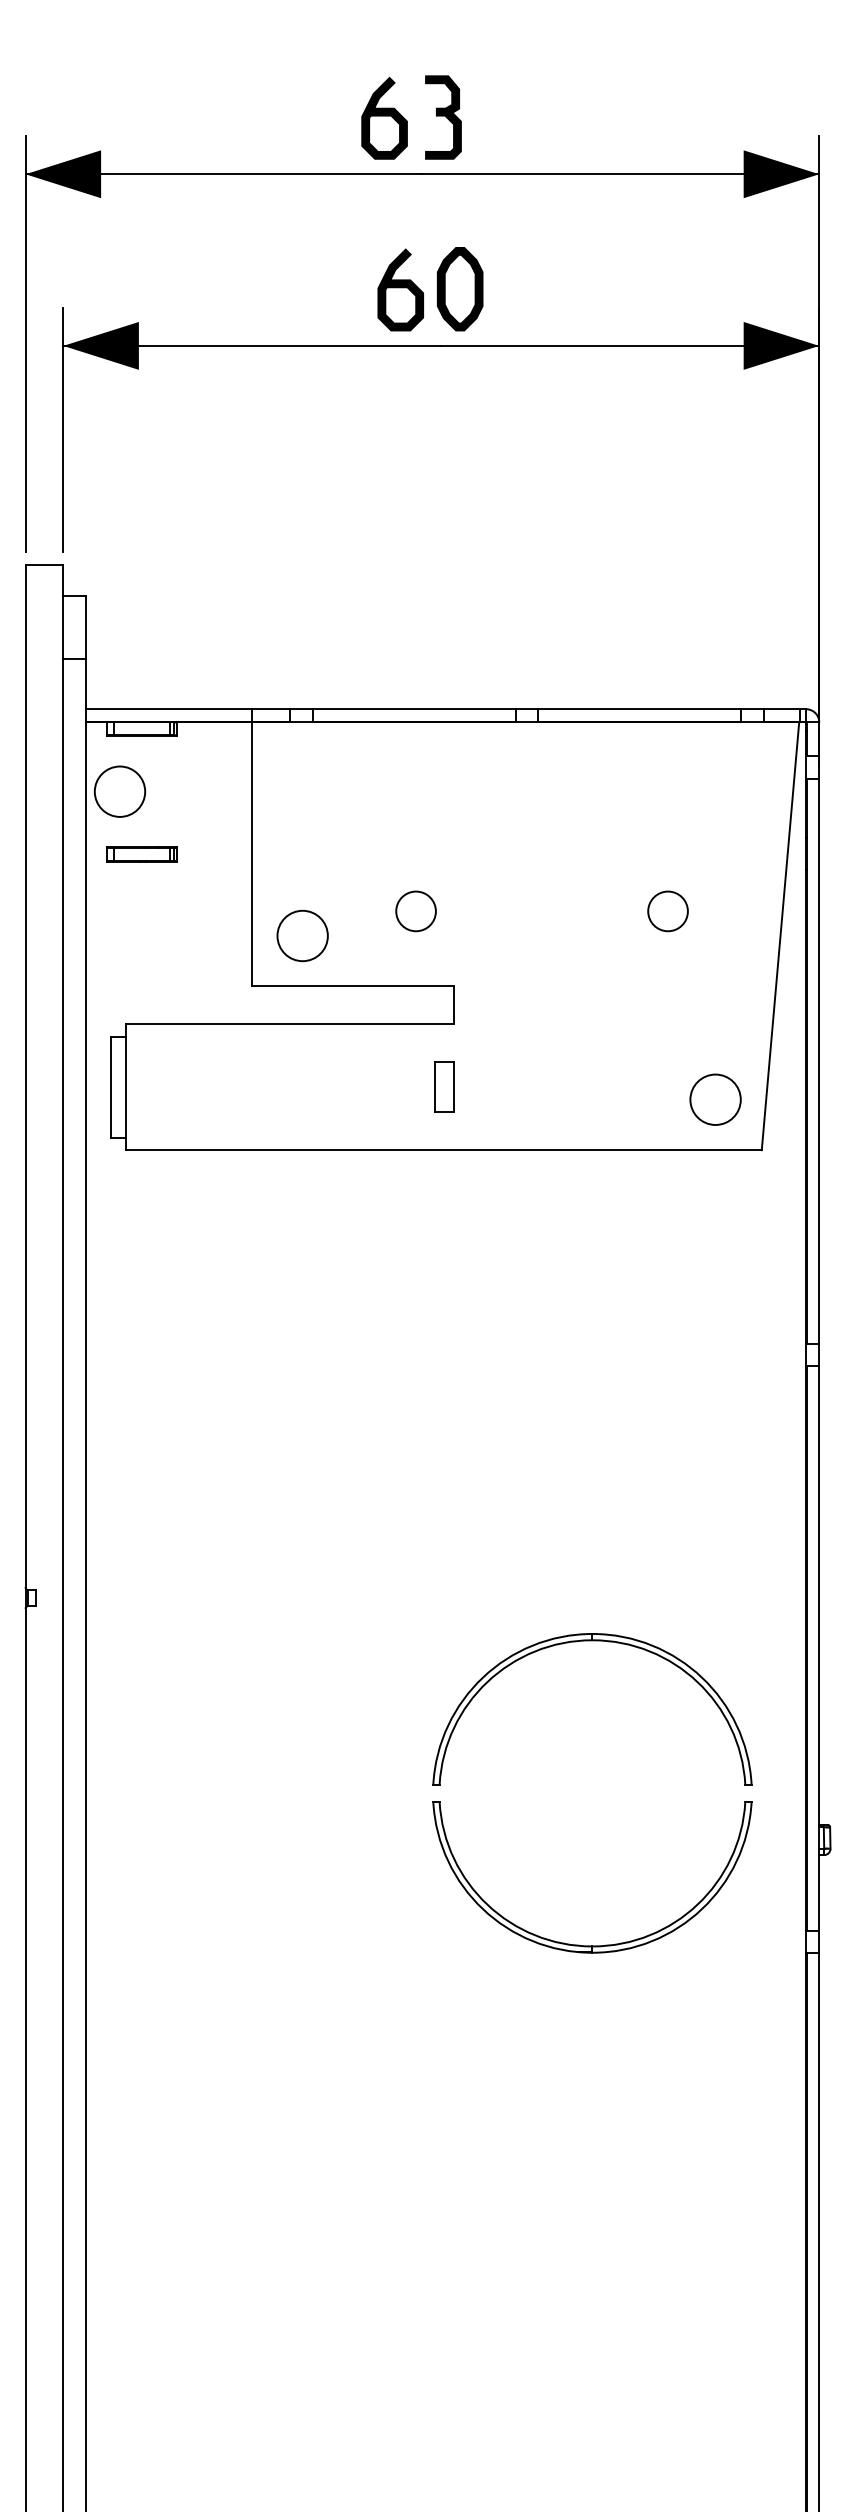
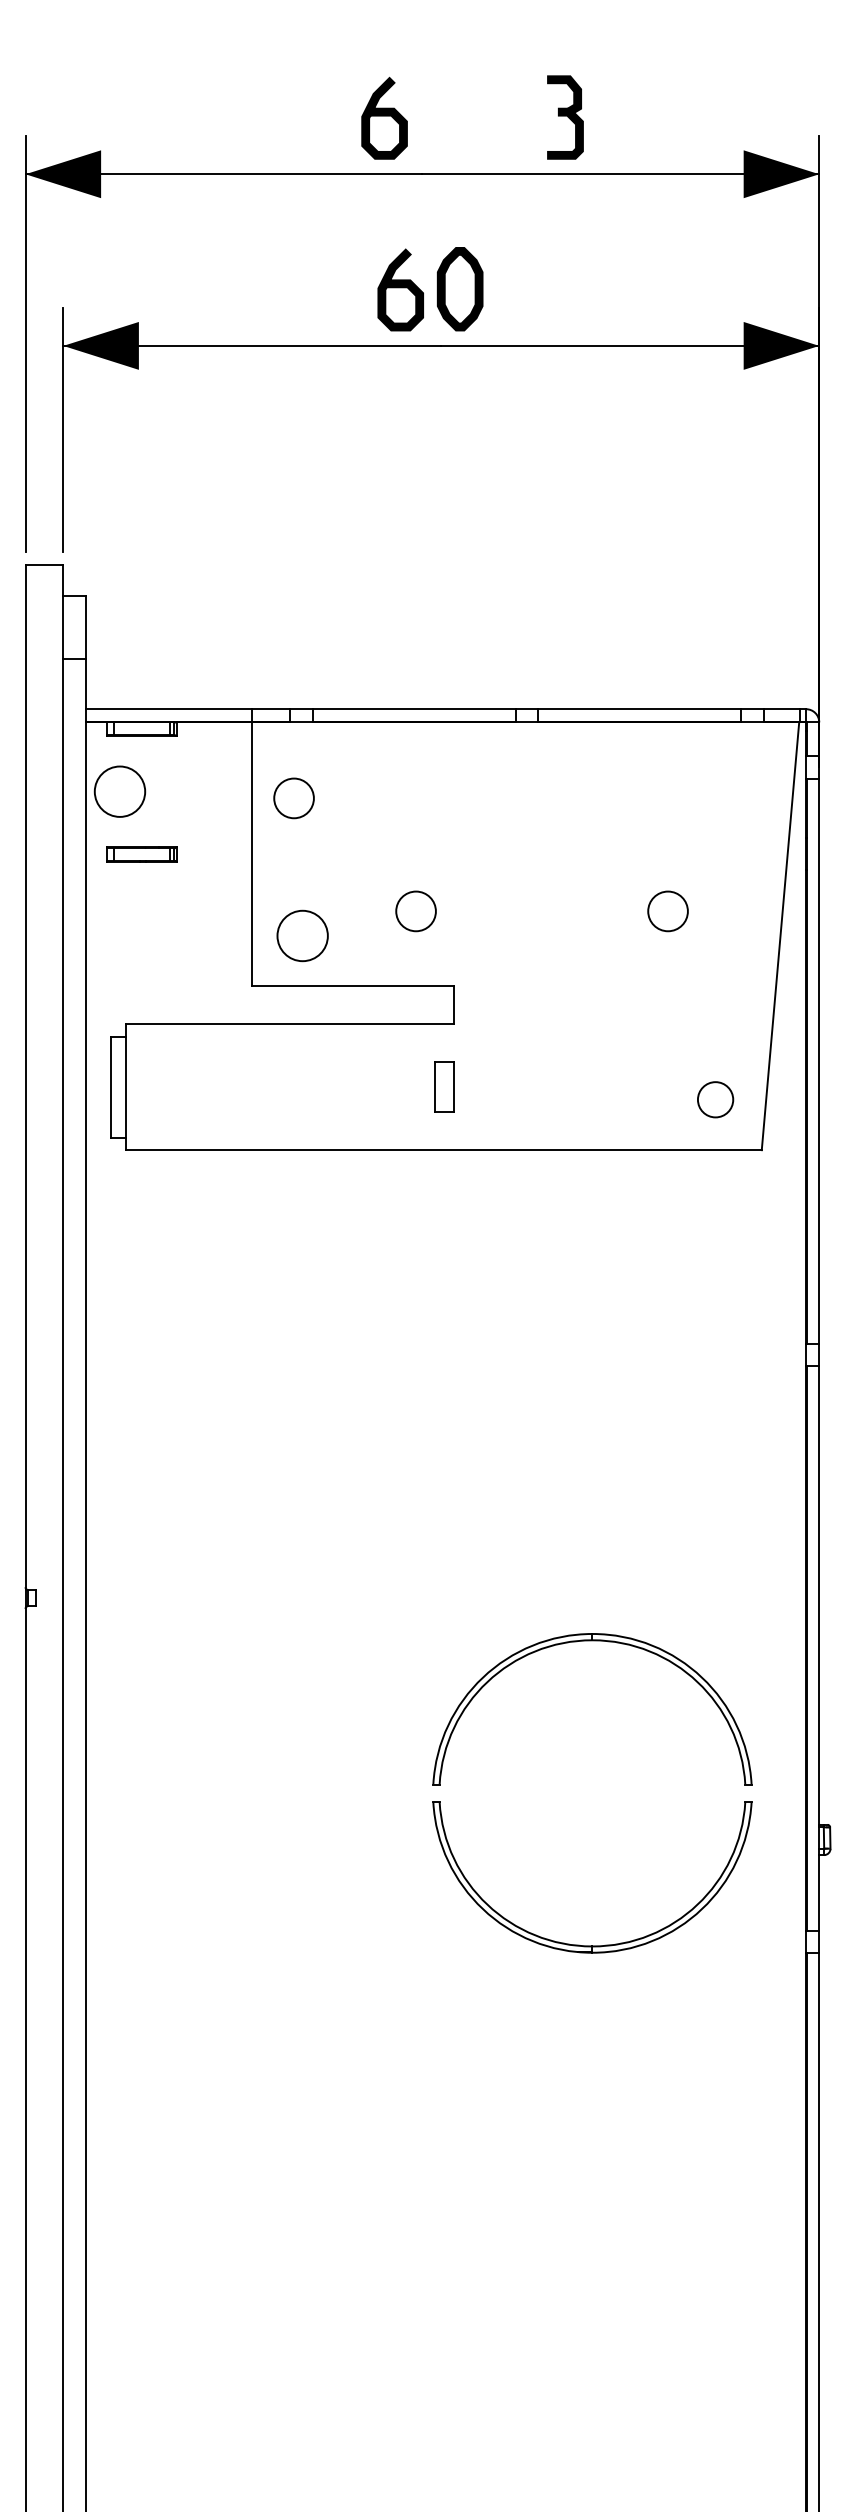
part position: (443, 117) -> (565, 117) (565, 117)
circle: none -> present (293, 798)
circle diameter: 50 px -> 35 px (715, 1099)
